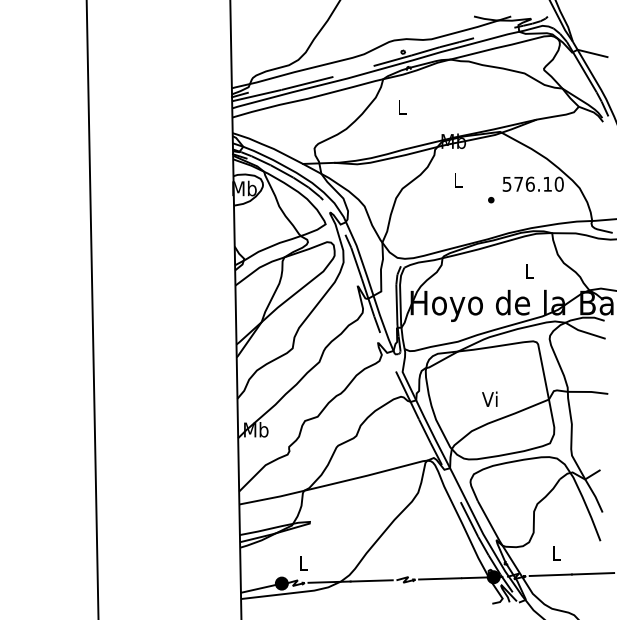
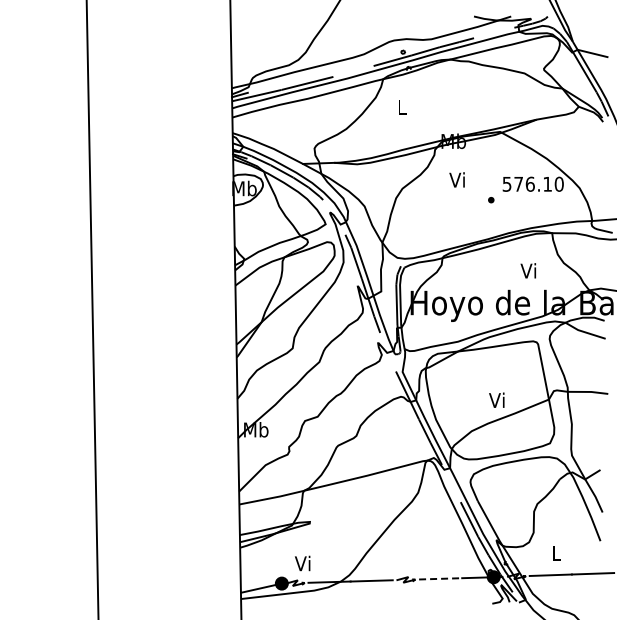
text: L -> Vi (456, 179)
text: L -> Vi (528, 270)
text position: (489, 398) -> (496, 399) (496, 399)
text: L -> Vi (302, 563)
line: solid -> dashed (440, 578)
